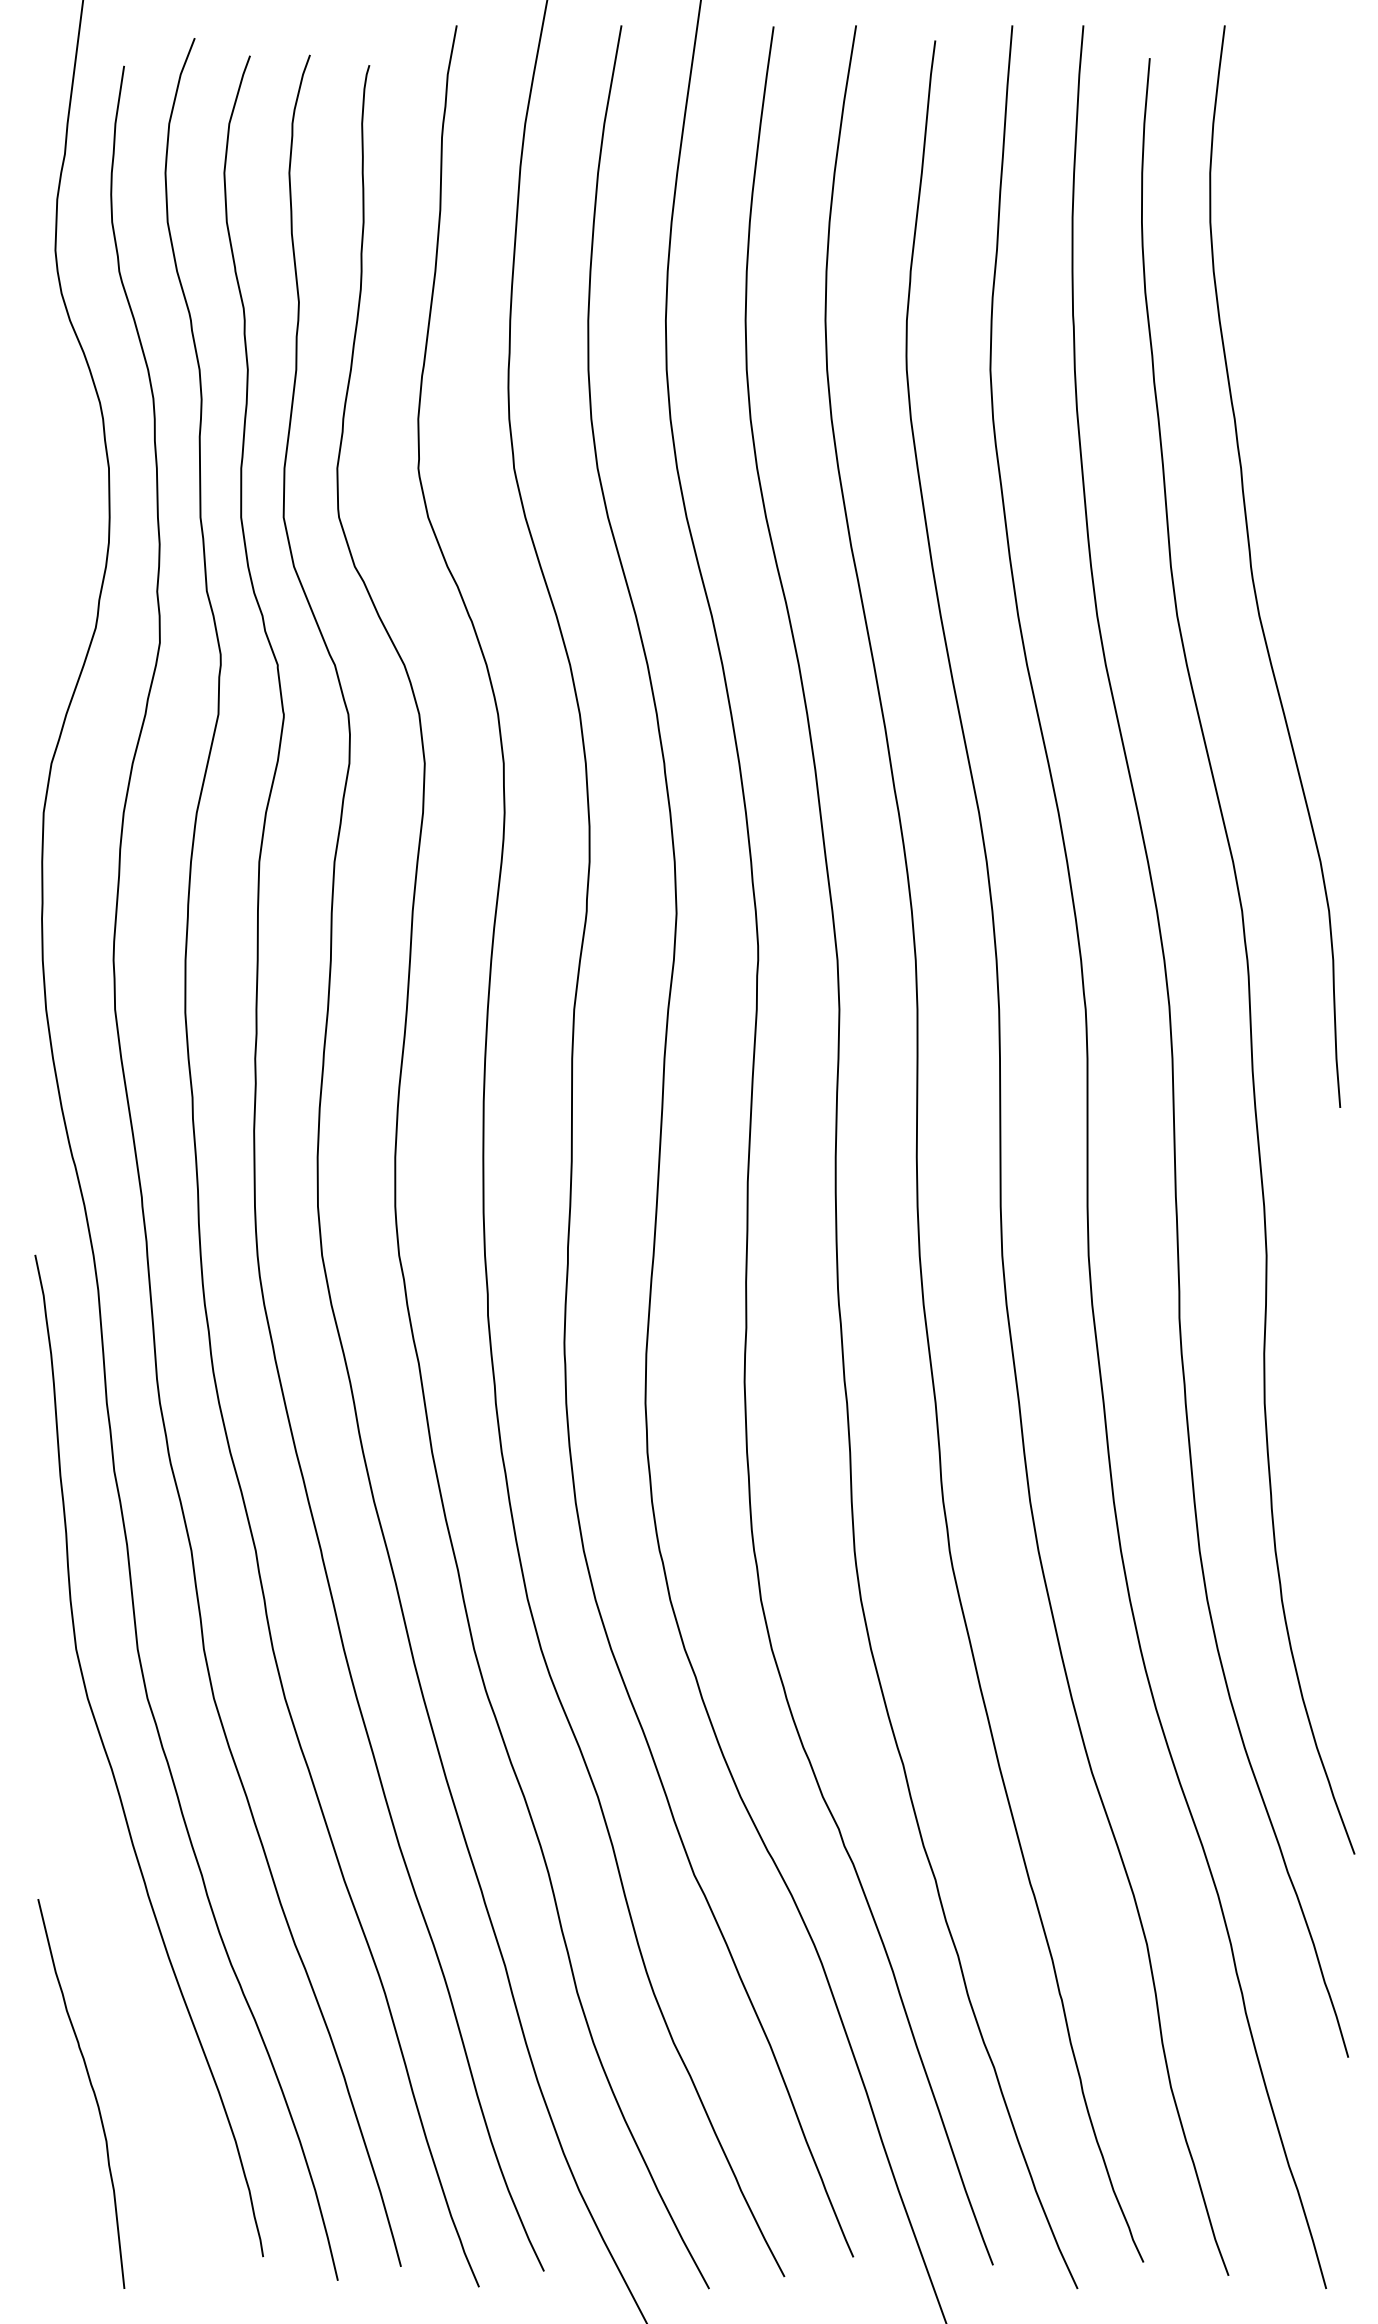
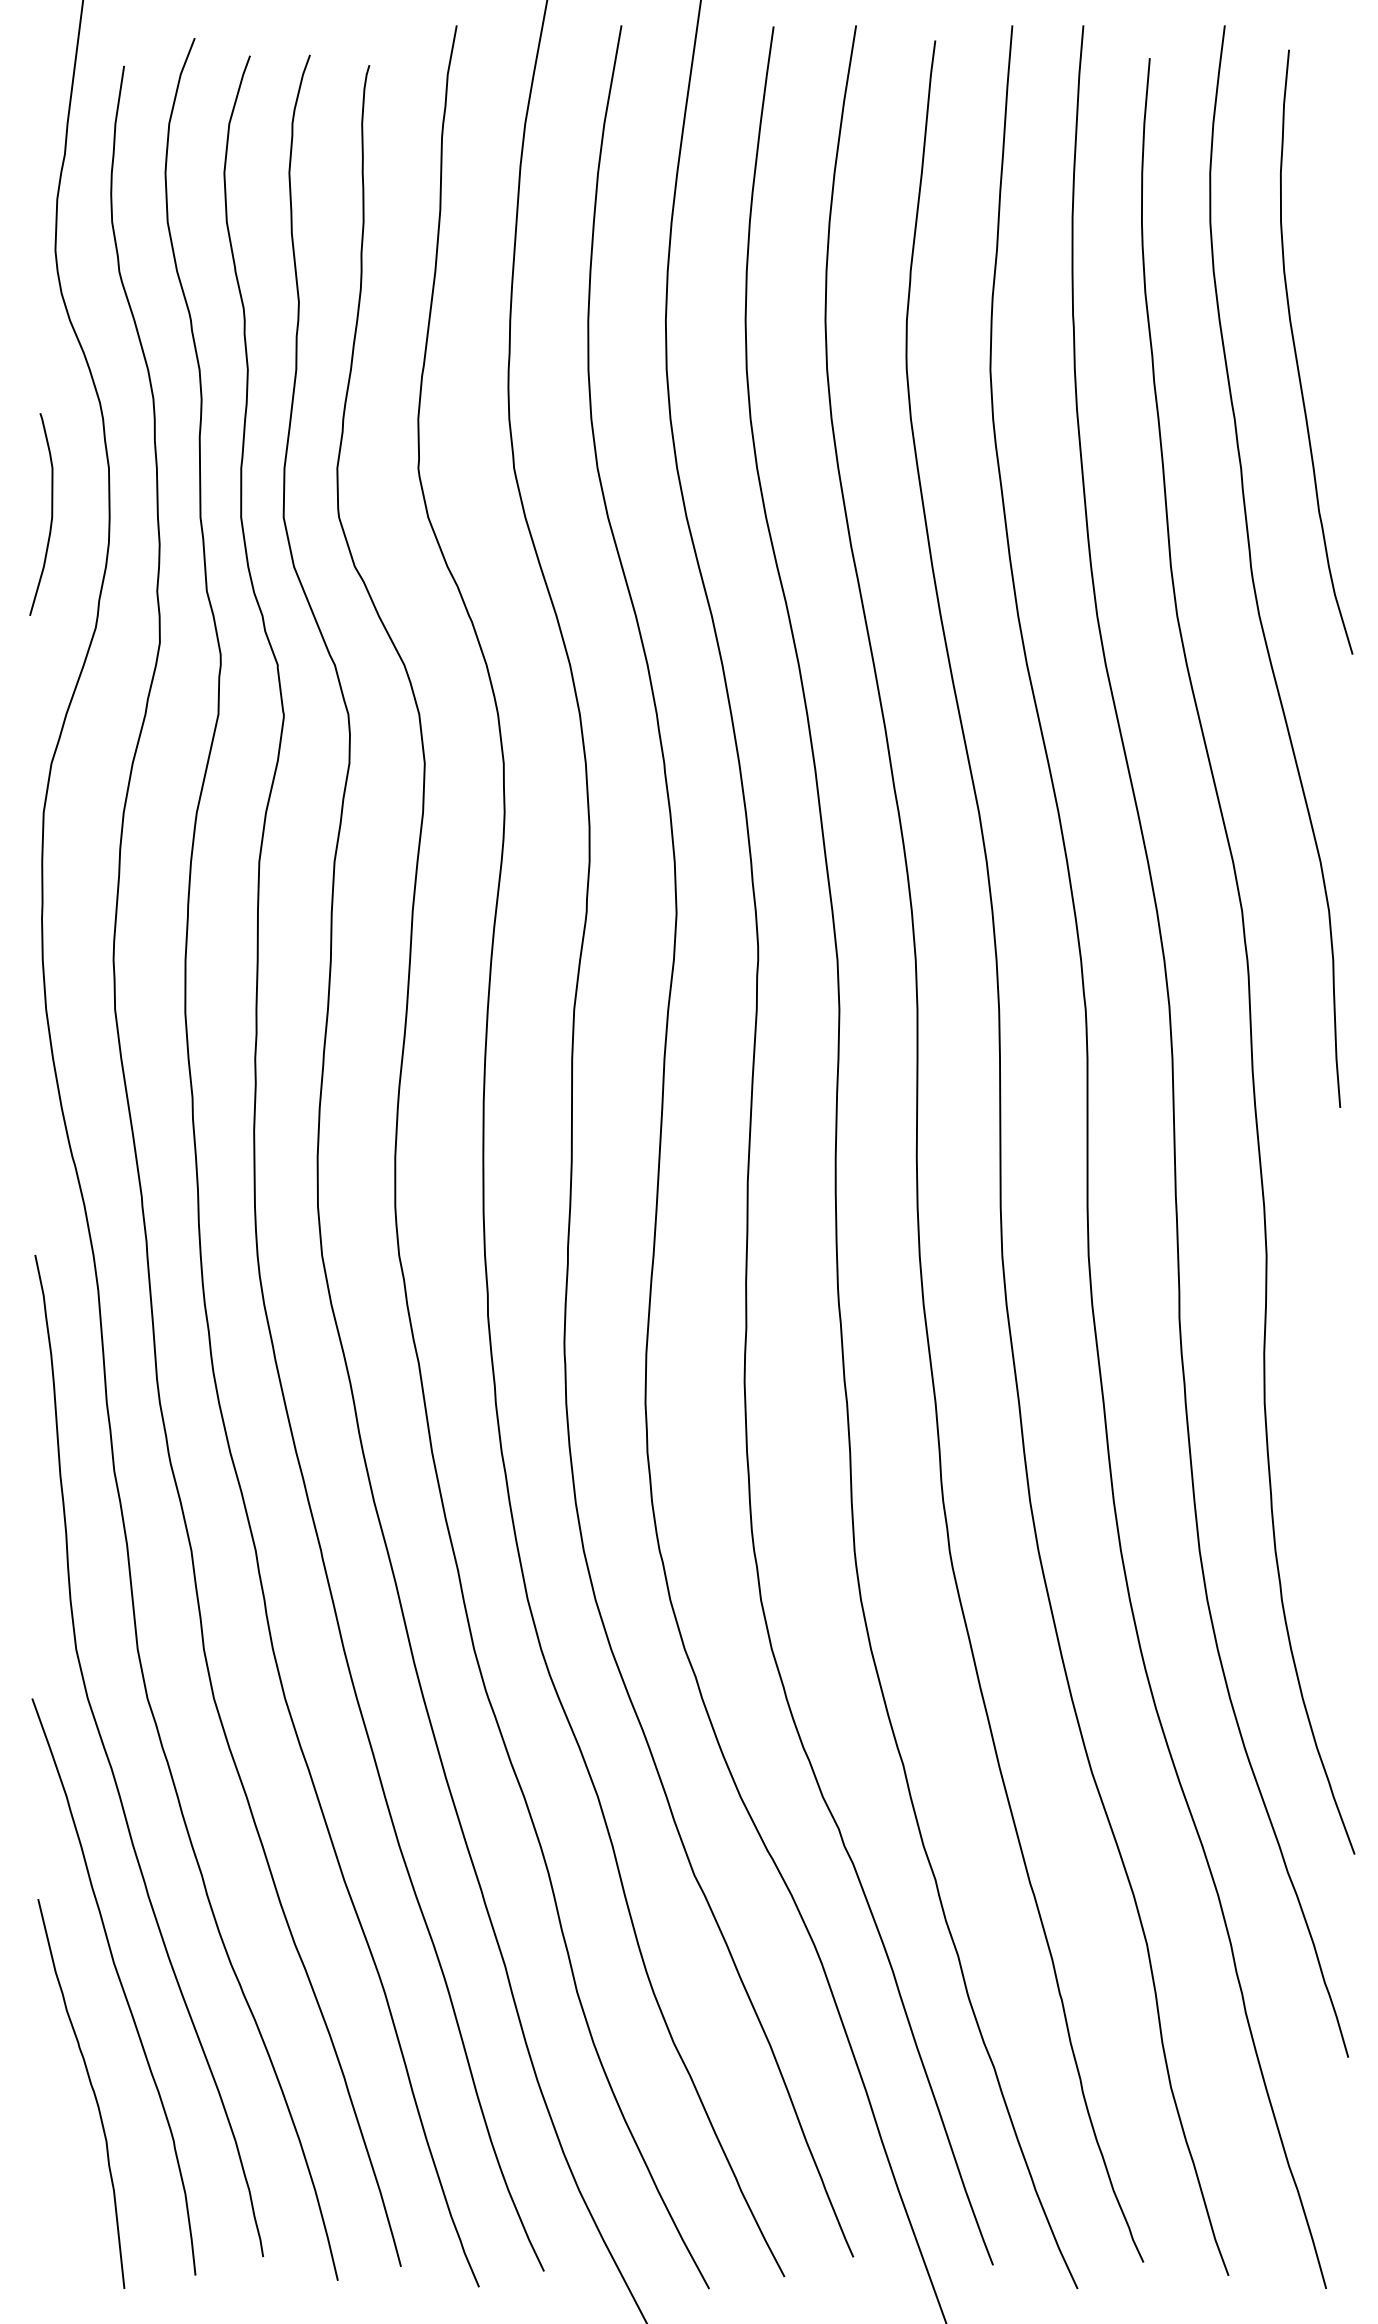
curve: none -> present (1297, 357)
curve: none -> present (51, 514)
curve: none -> present (120, 1985)
